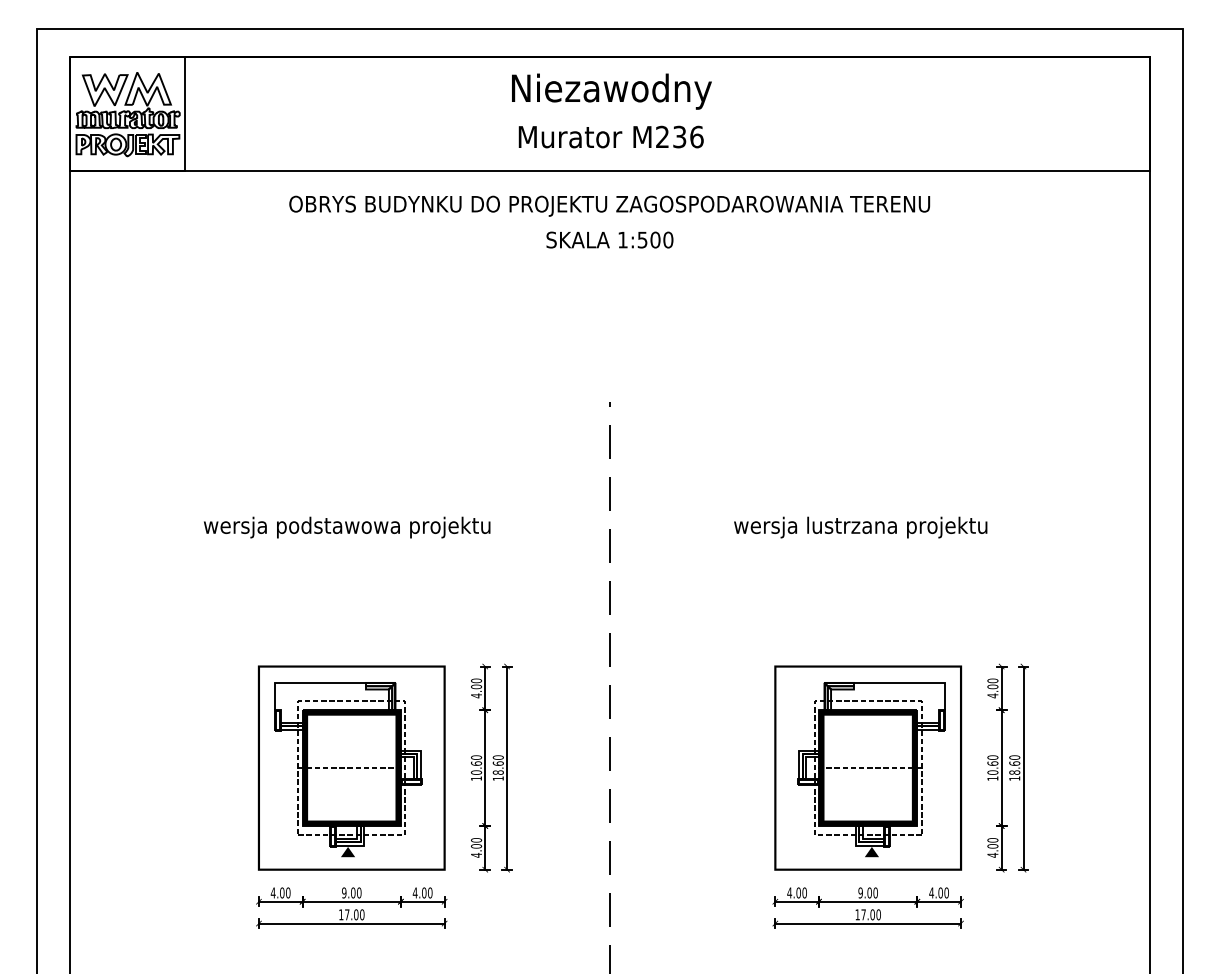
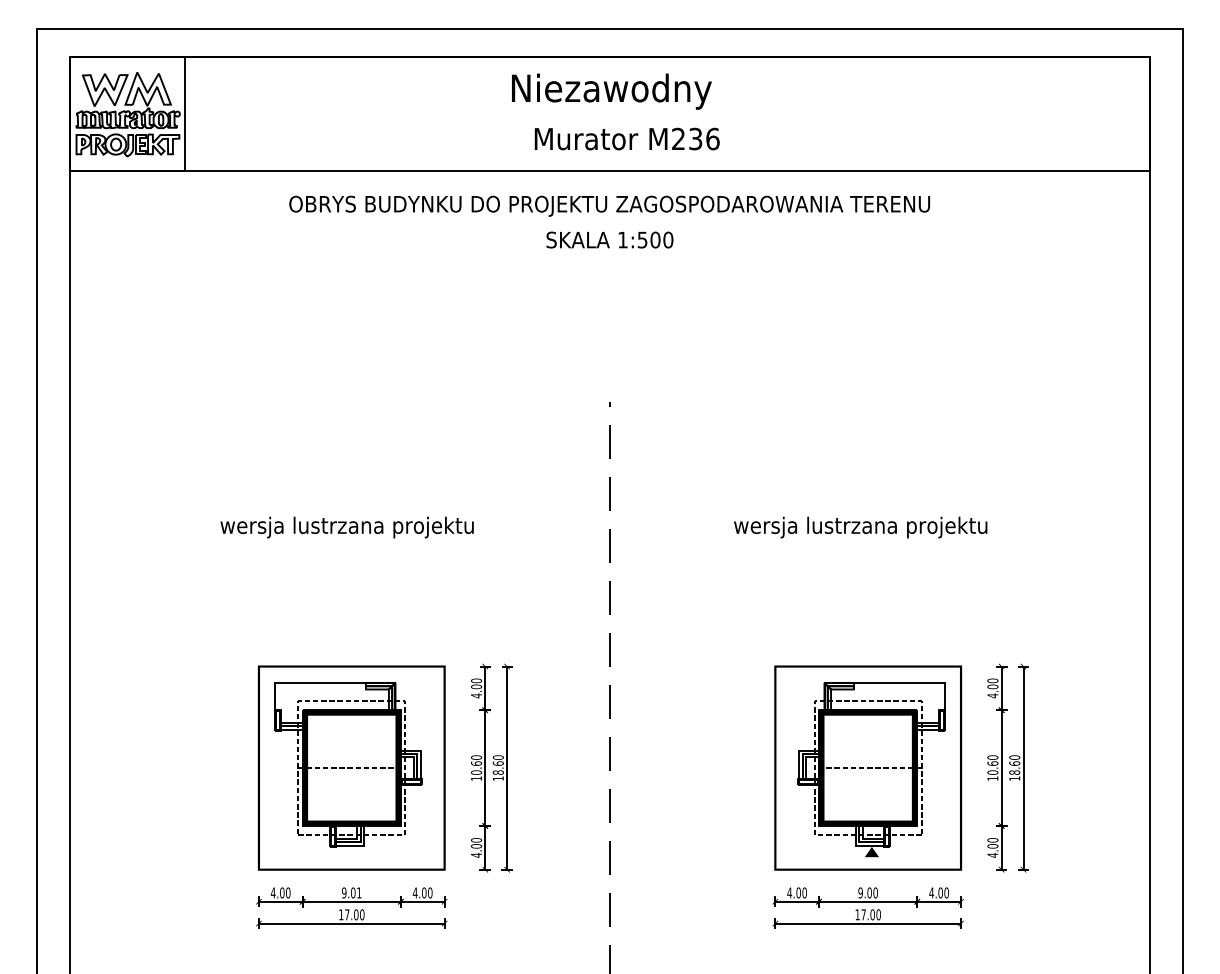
text position: (610, 136) -> (626, 138) (626, 138)
text: wersja podstawowa projektu -> wersja lustrzana projektu (346, 527)
fill: present -> none (347, 851)
text: 9.00 -> 9.01 (359, 892)
